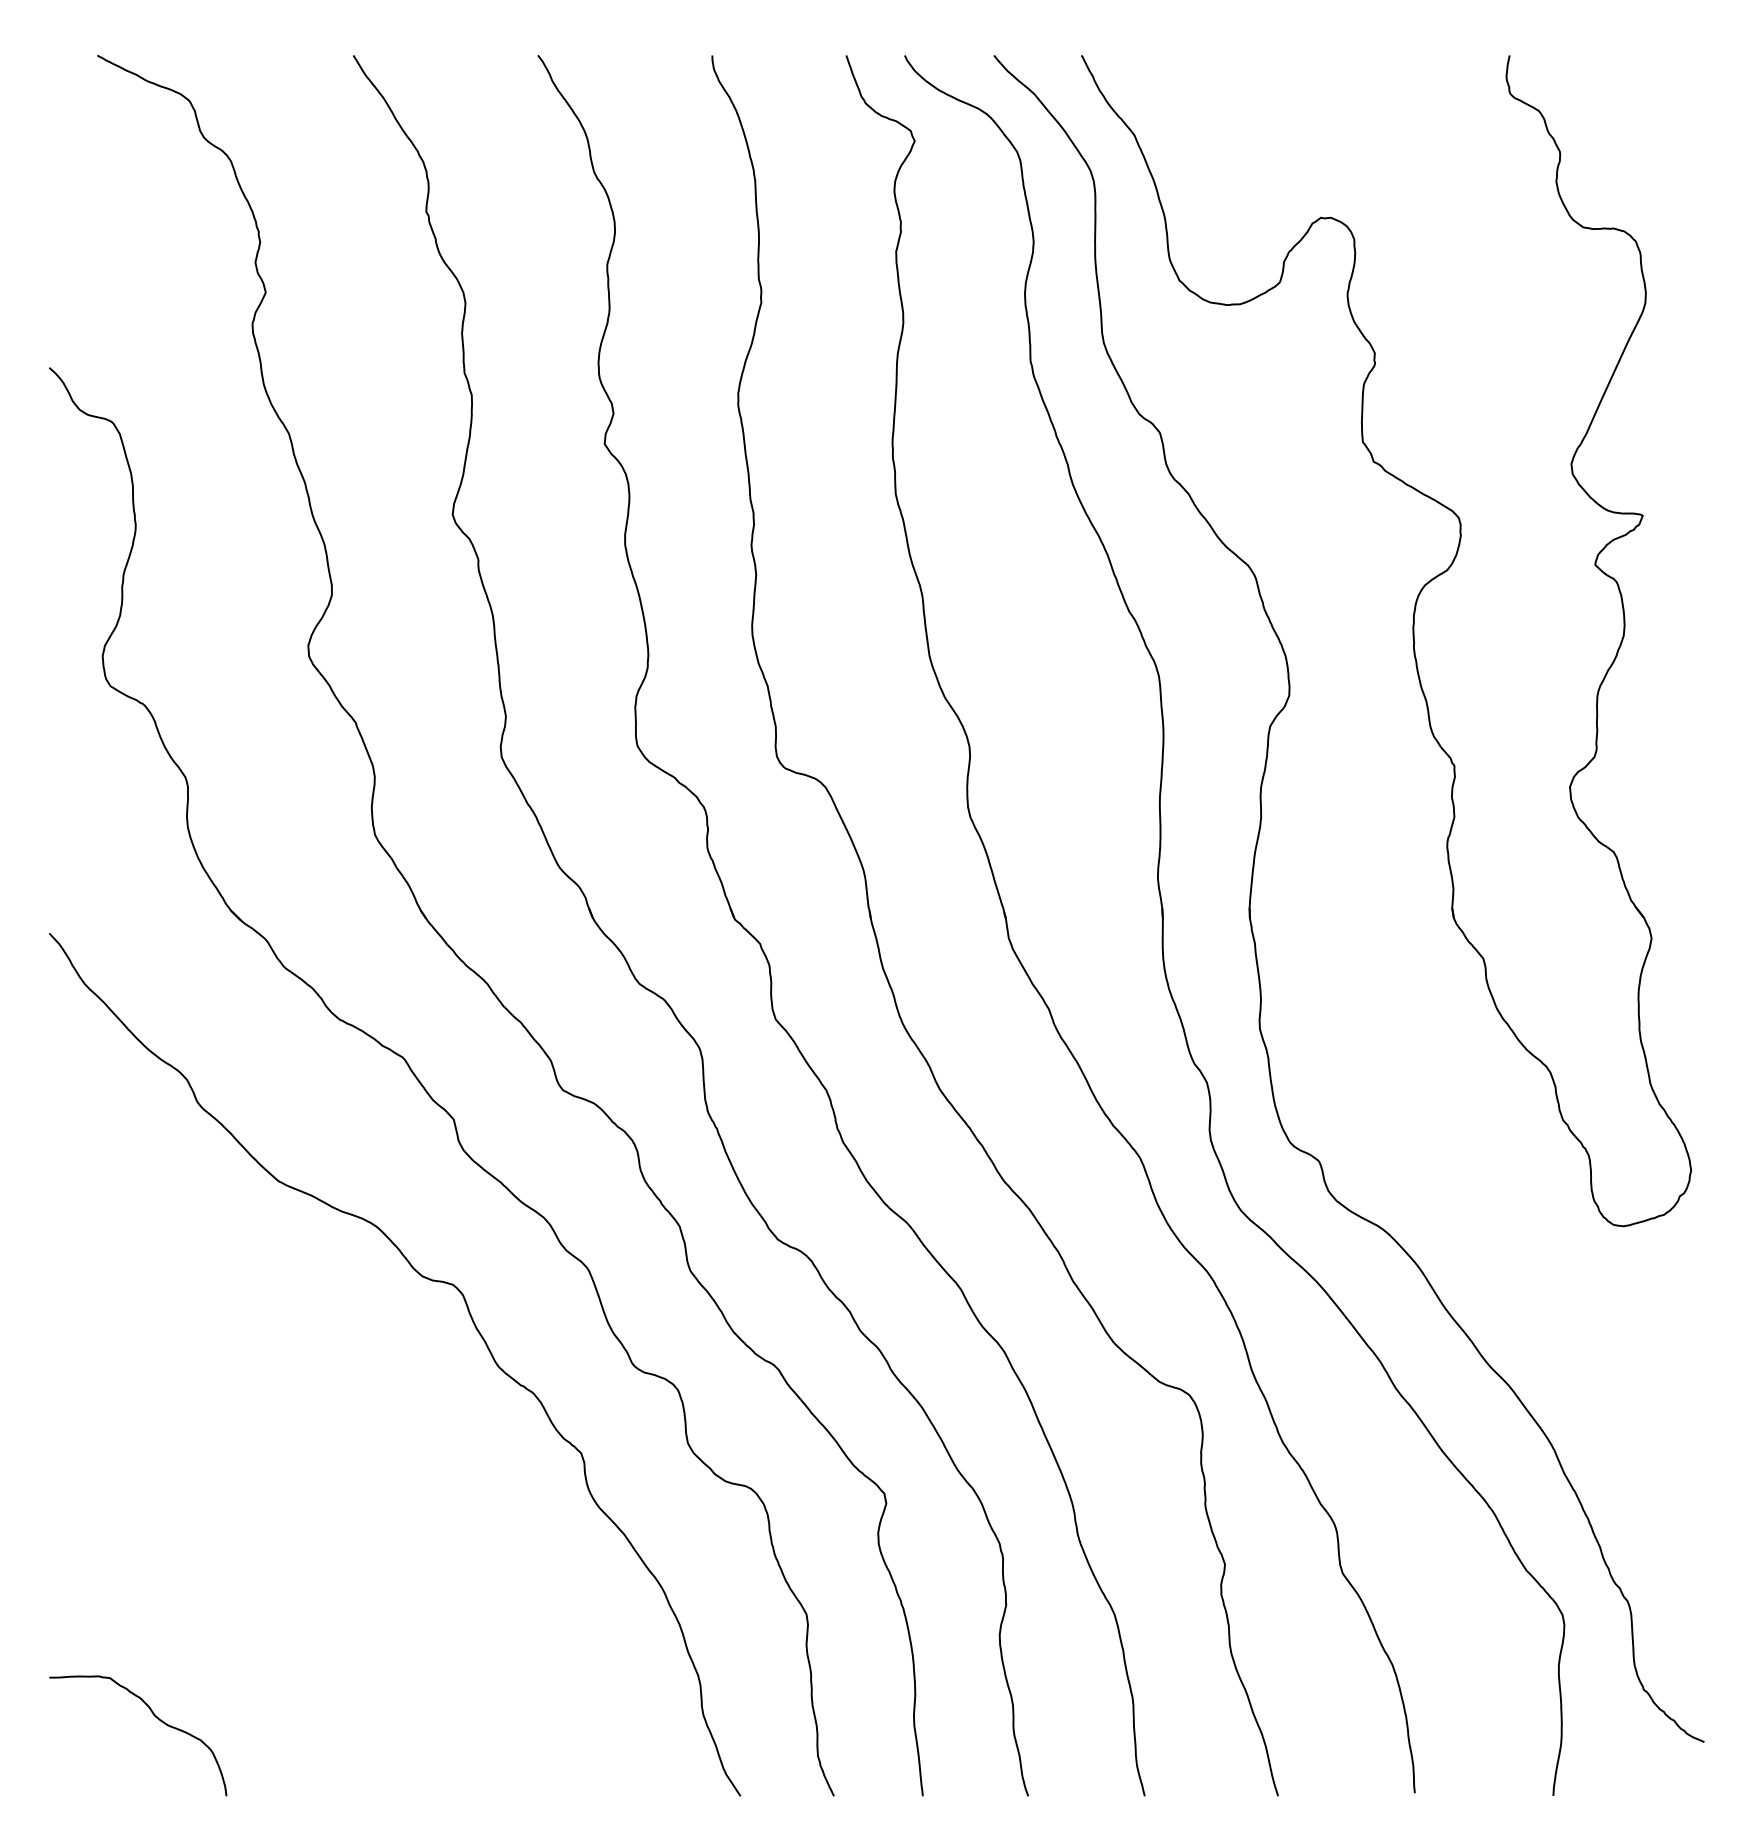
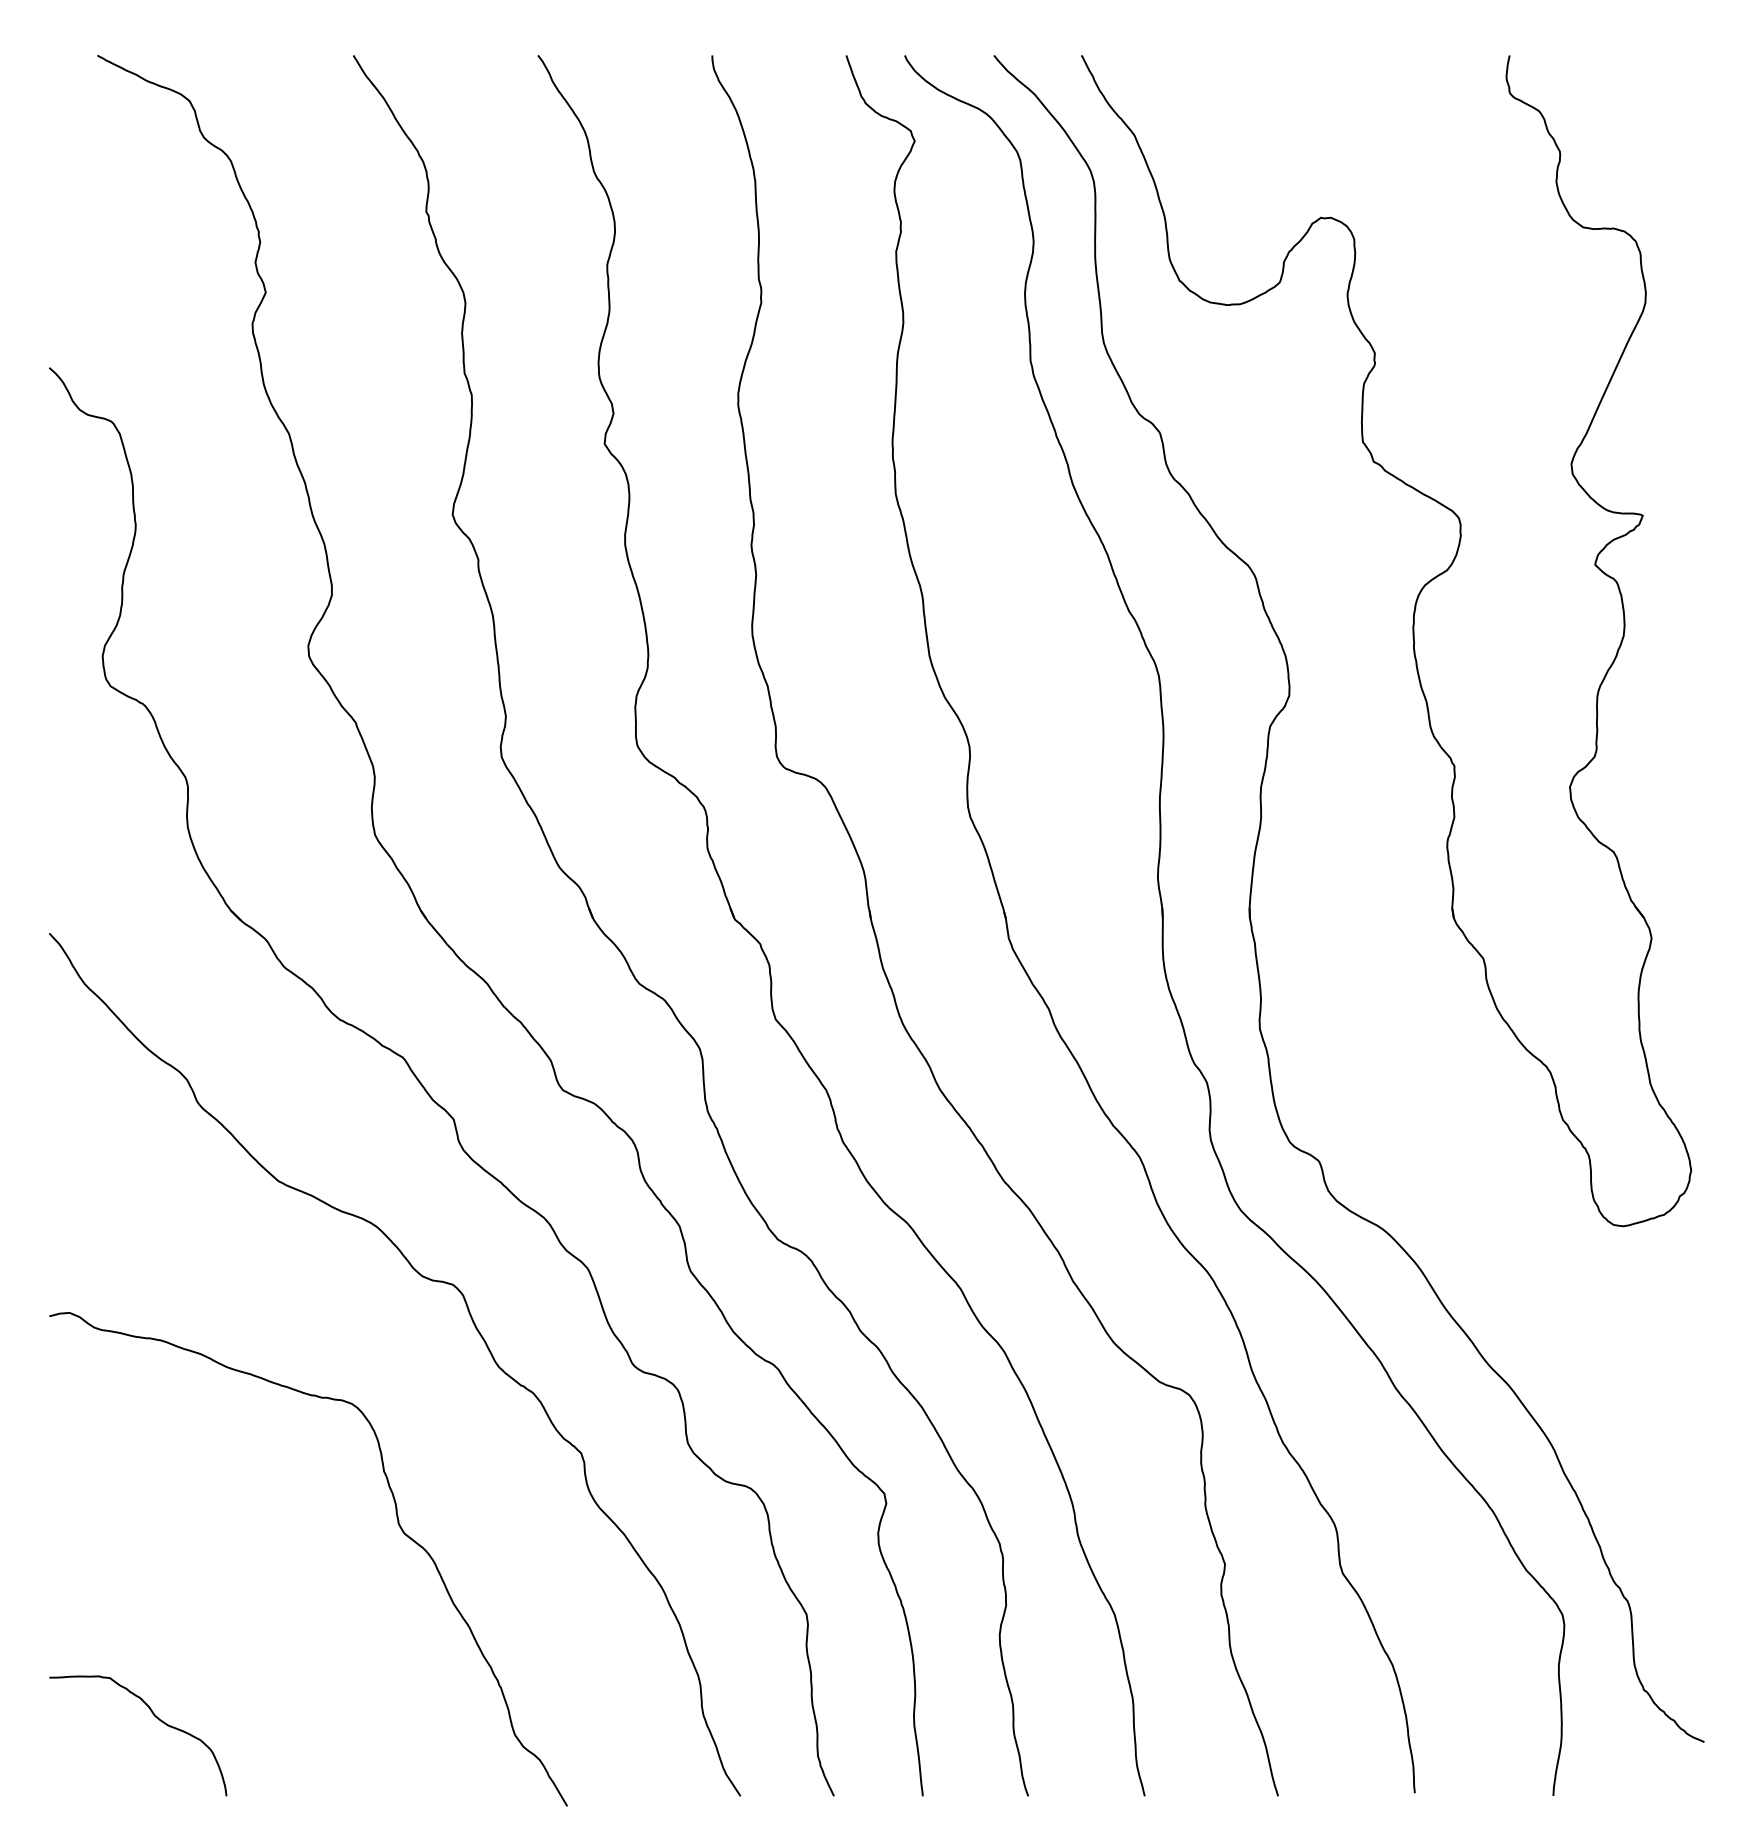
curve: none -> present (397, 1523)
